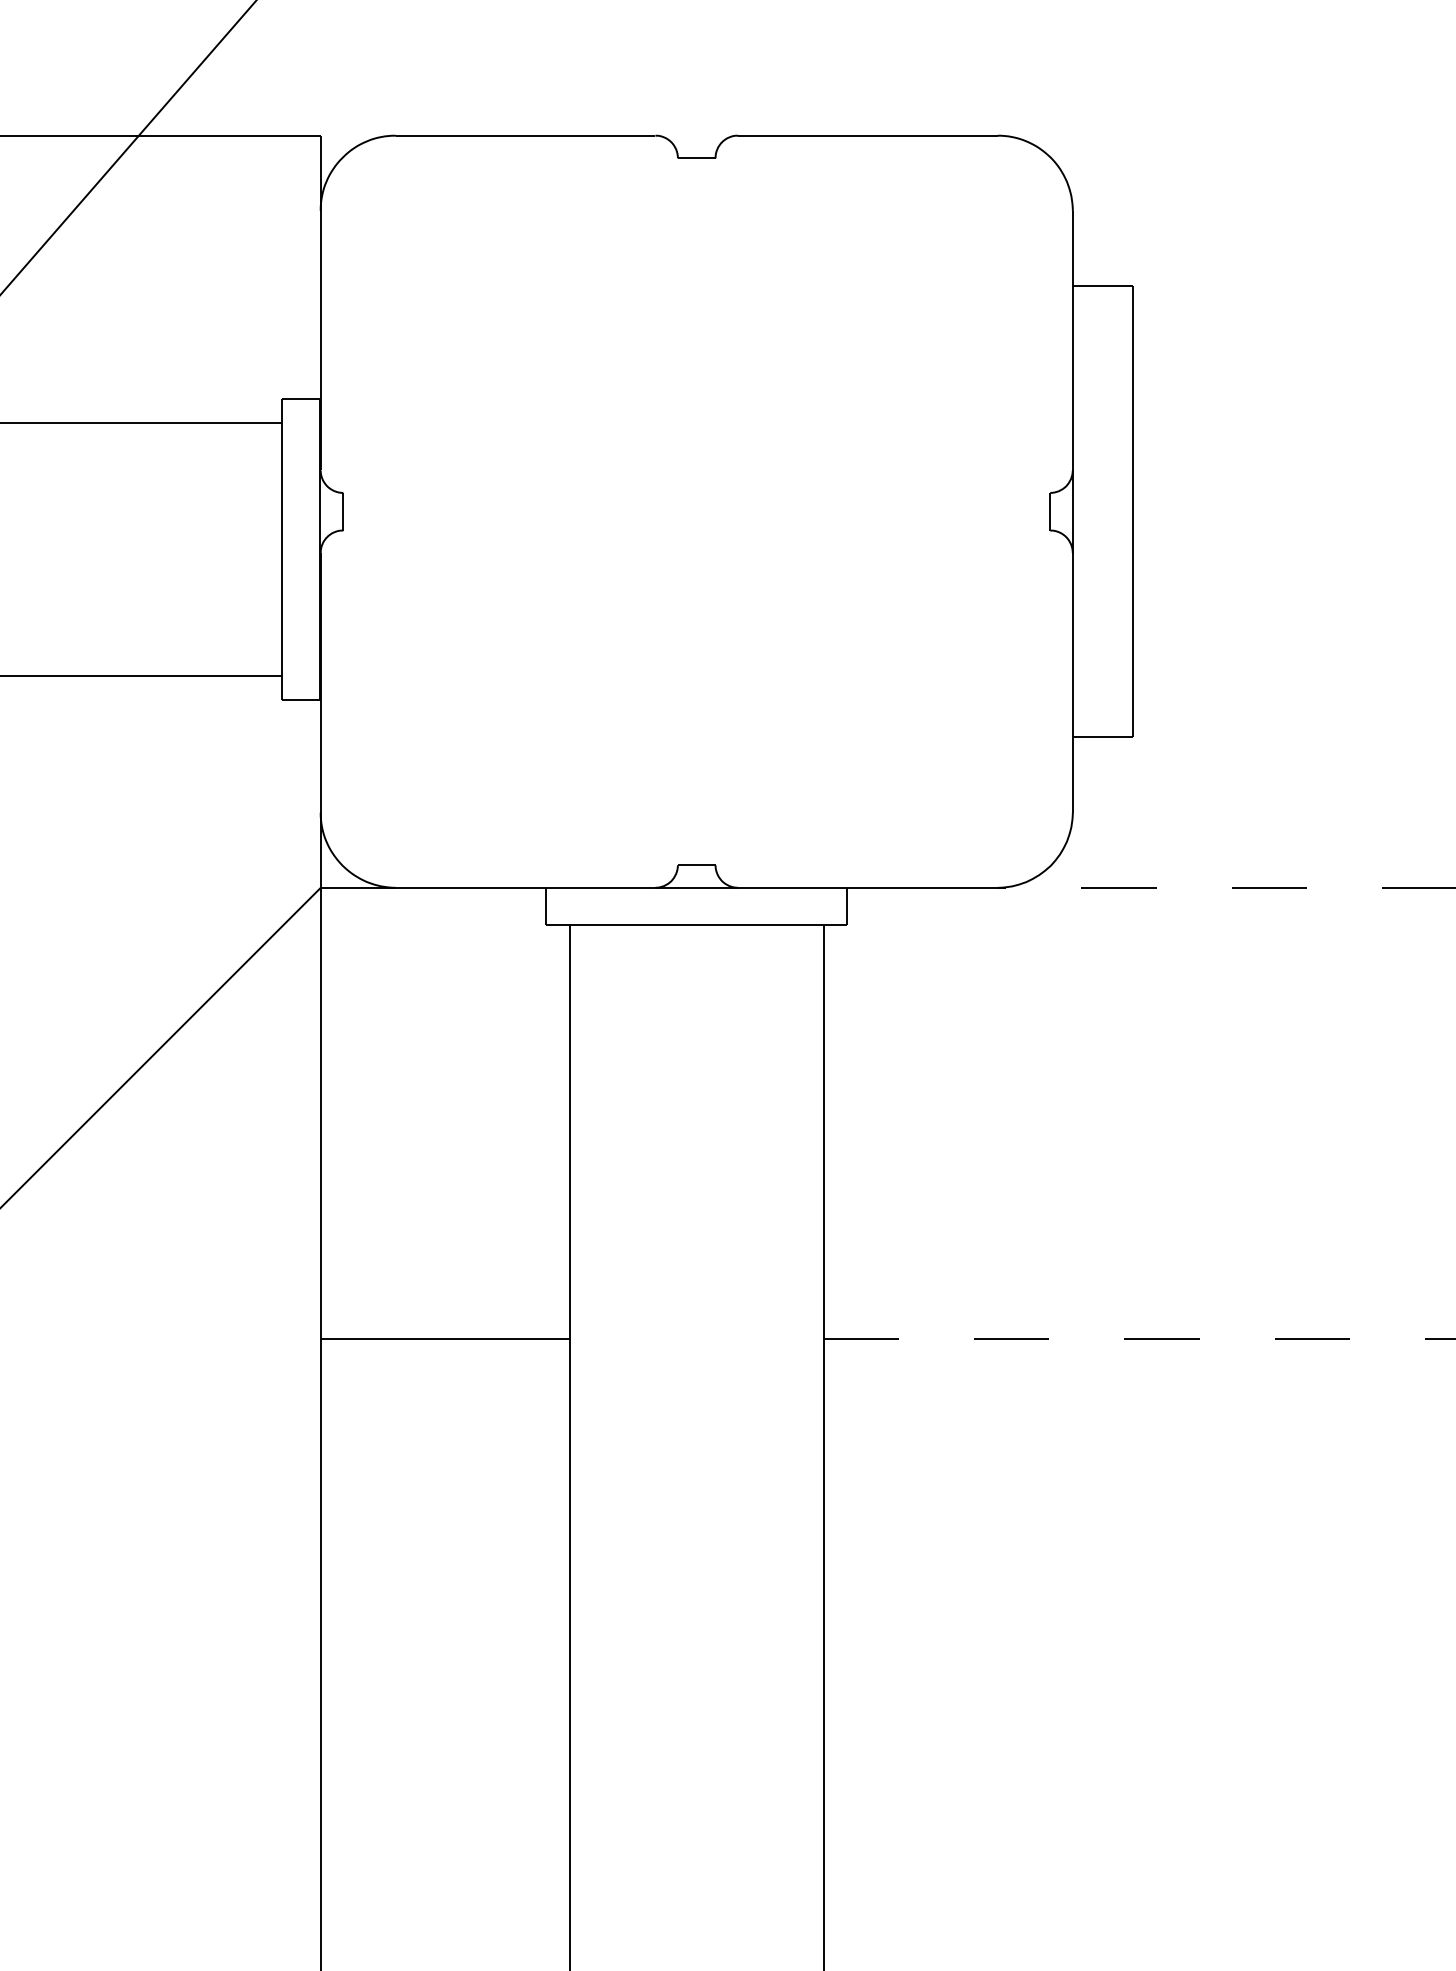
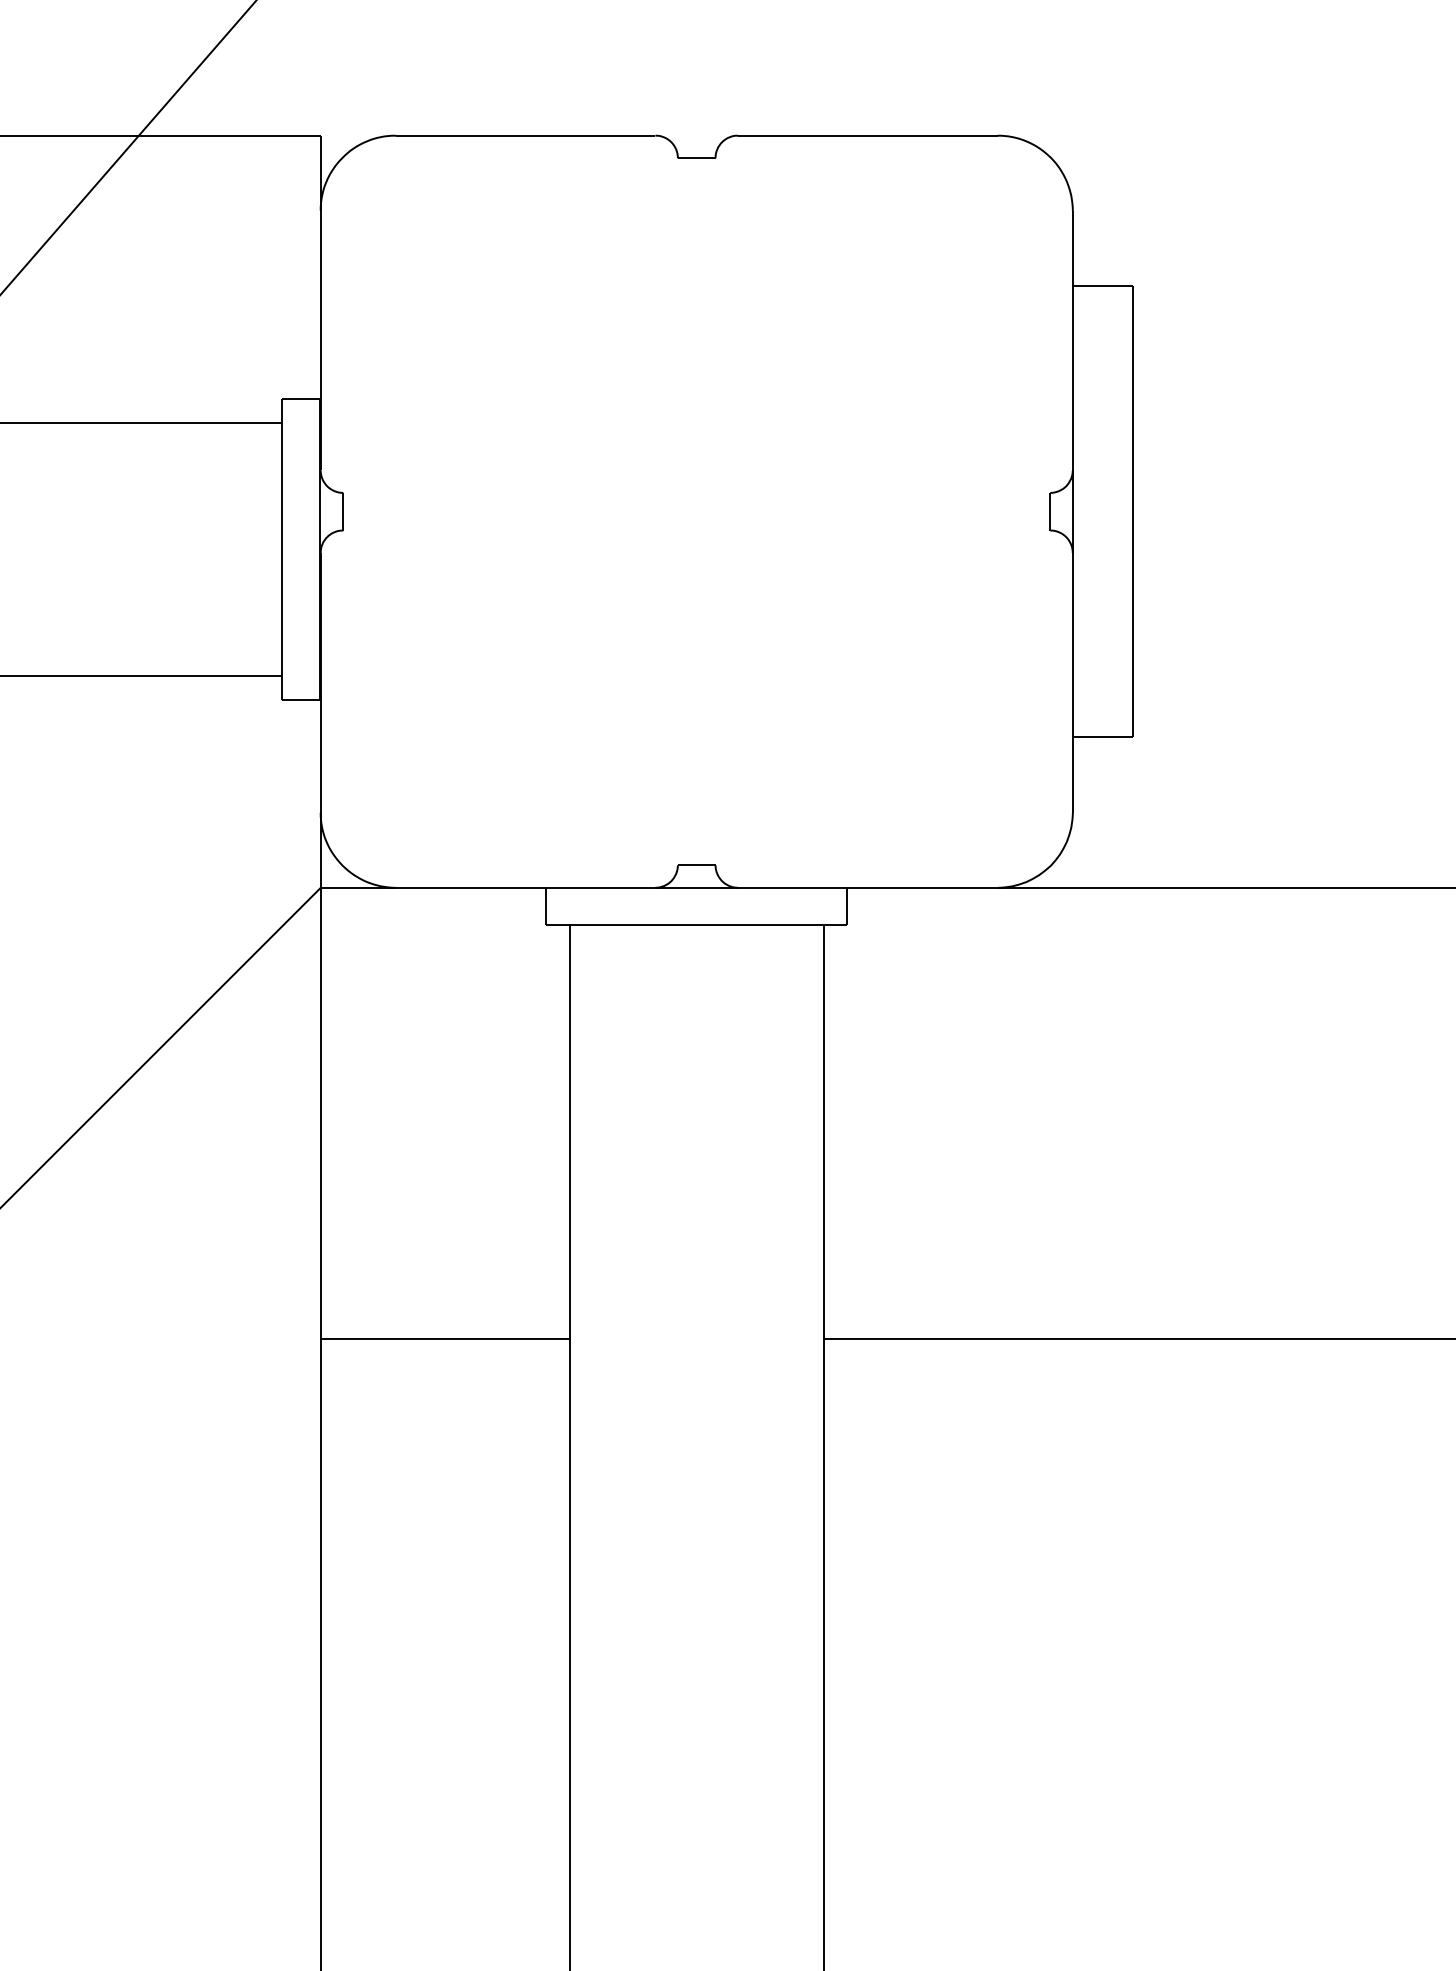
line: dashed -> solid (1226, 887)
line: dashed -> solid (1139, 1339)
